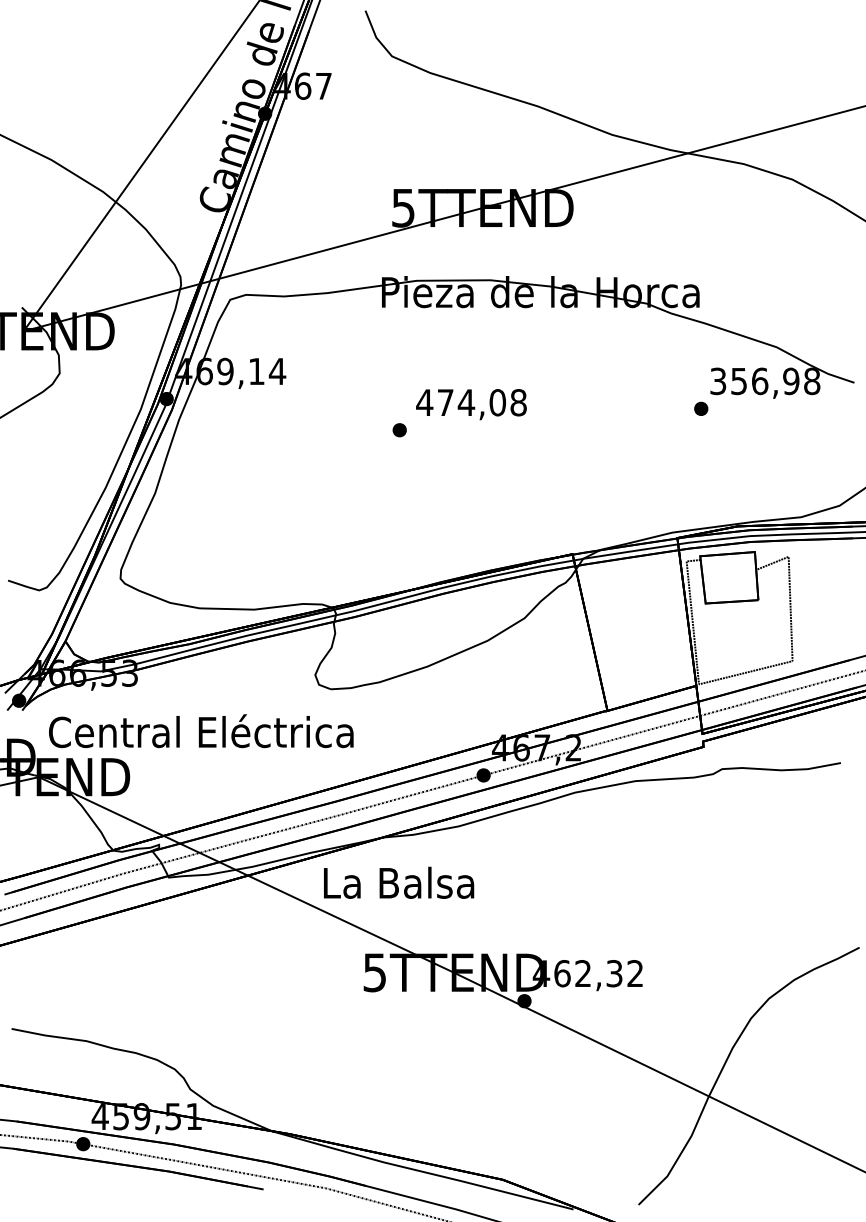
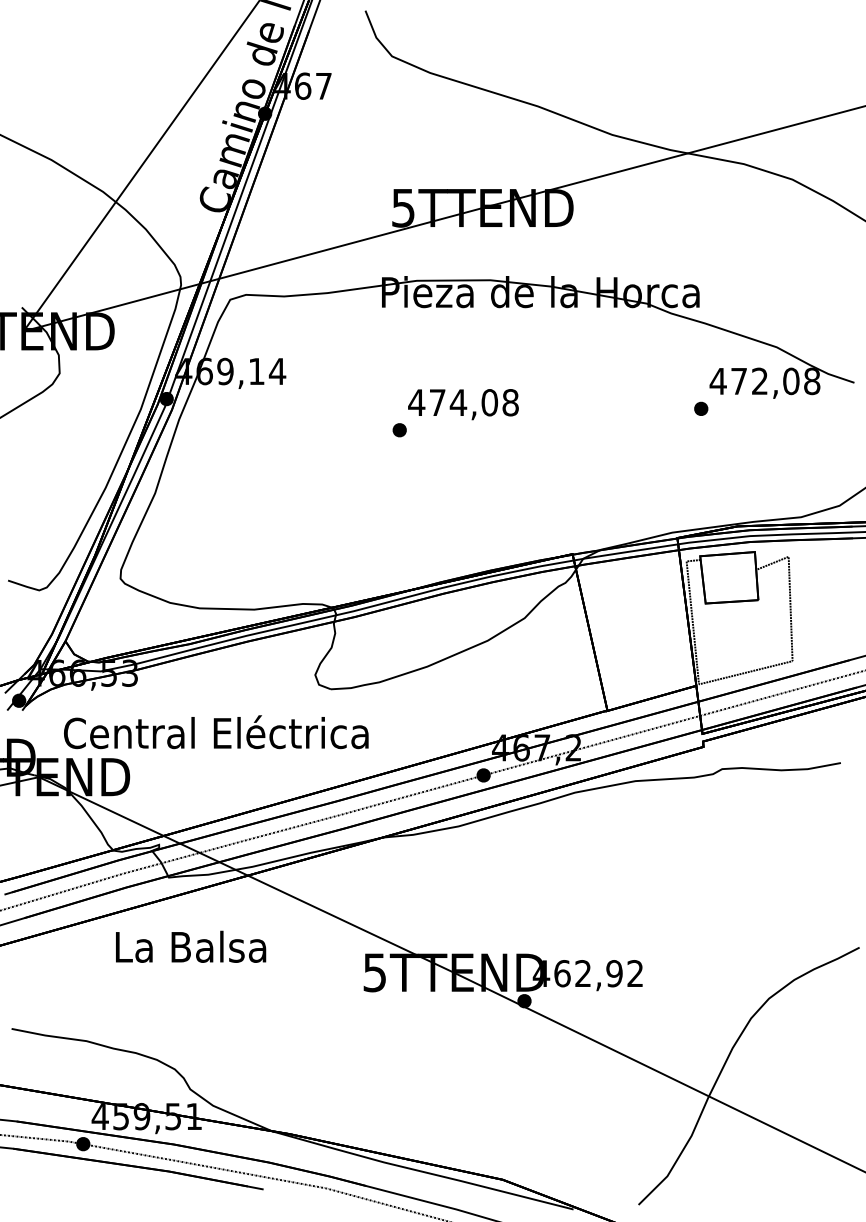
text: 356,98 -> 472,08 (754, 381)
text position: (471, 404) -> (463, 404) (463, 404)
text position: (201, 731) -> (216, 732) (216, 732)
text position: (399, 882) -> (191, 946) (191, 946)
text: 462,32 -> 462,92 (614, 973)
